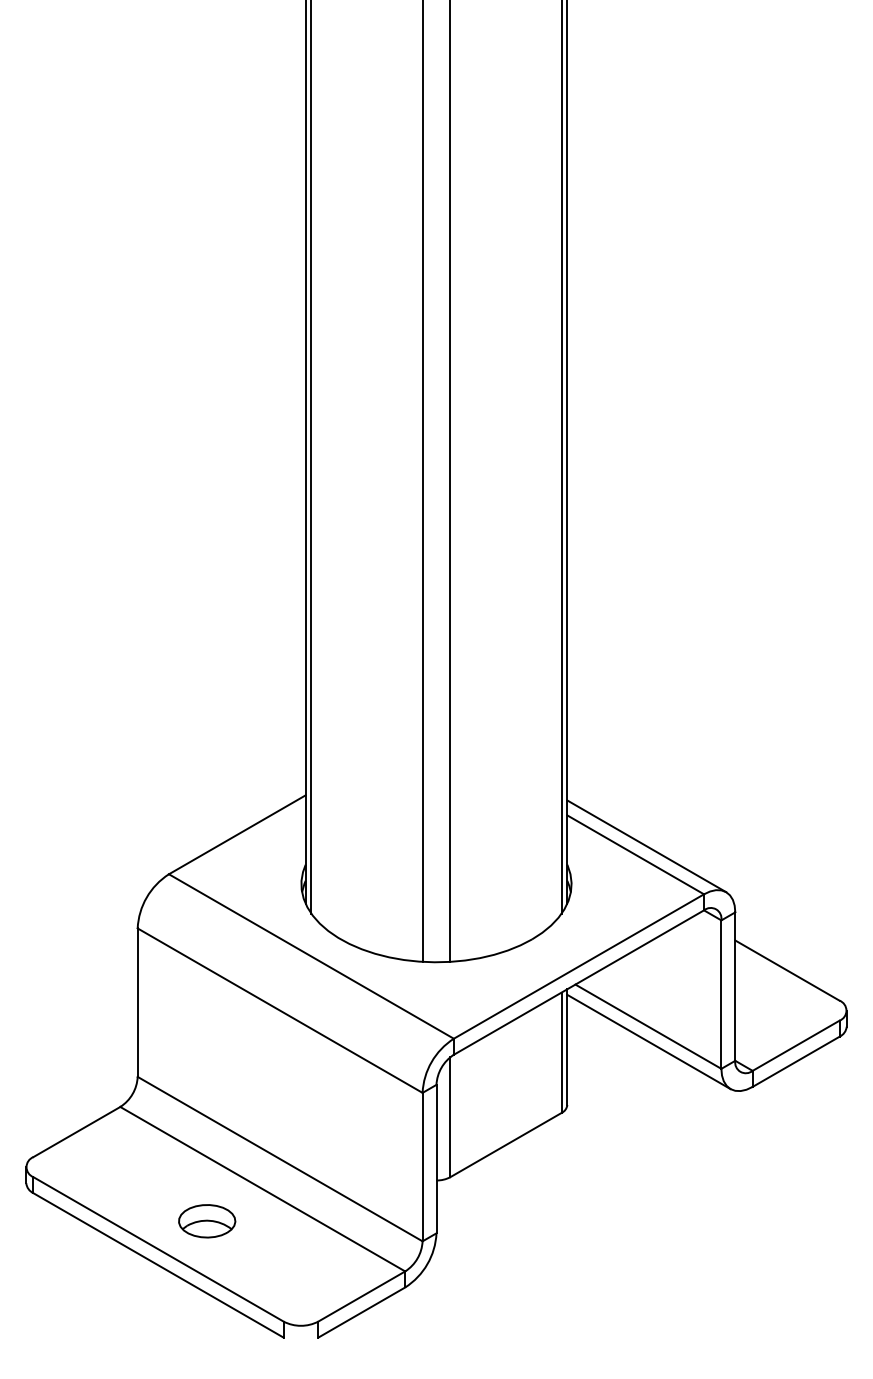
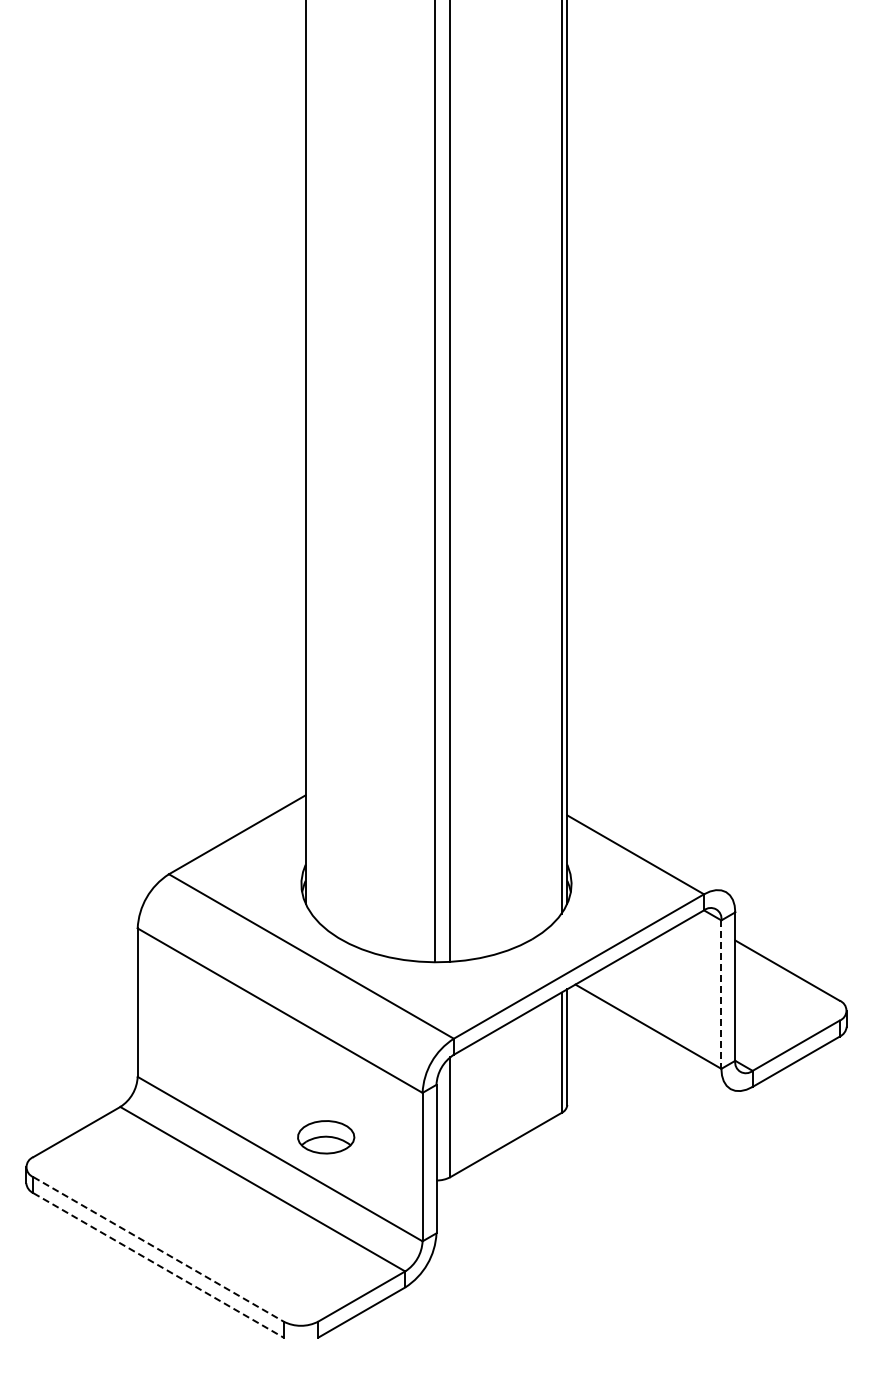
line: present -> none (311, 457)
line position: (422, 481) -> (434, 481) (434, 481)
line: present -> none (646, 846)
line: solid -> dashed (721, 995)
line: present -> none (648, 1041)
part position: (207, 1221) -> (326, 1137) (326, 1137)
line: solid -> dashed (158, 1249)
line: solid -> dashed (158, 1265)
